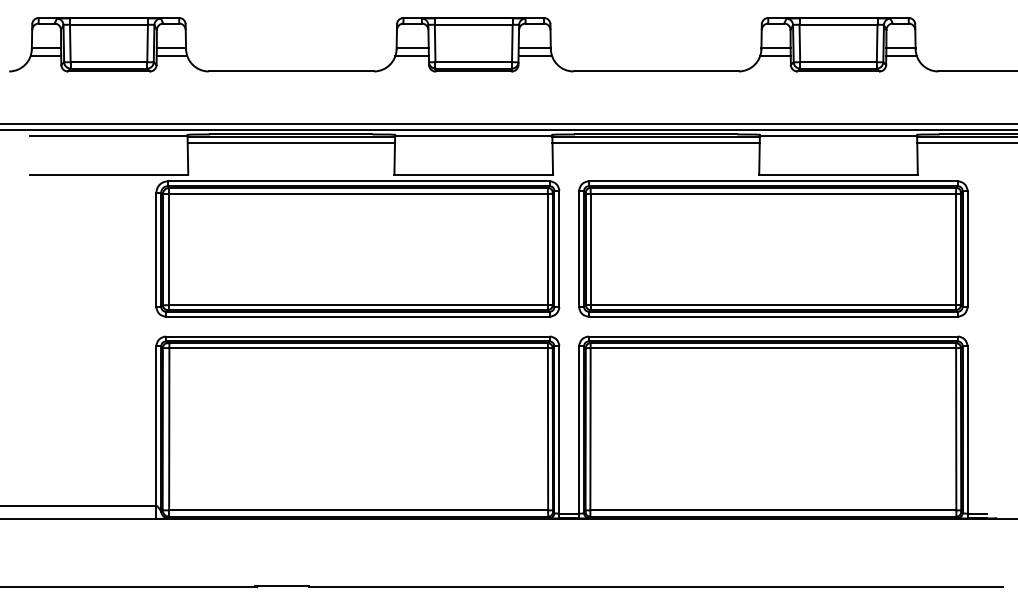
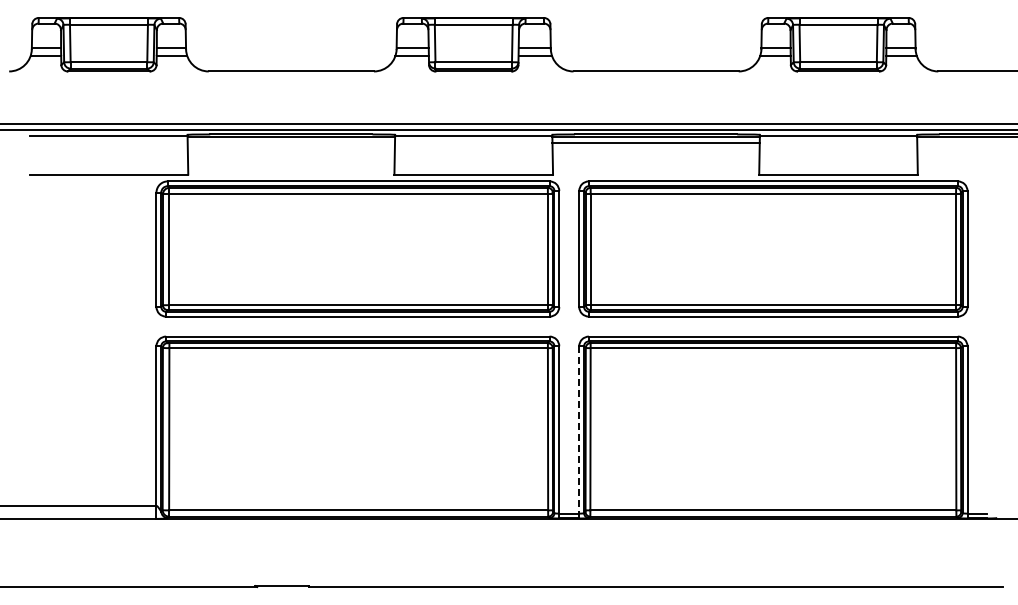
line: present -> none (291, 142)
line: present -> none (965, 142)
line: solid -> dashed (579, 432)
